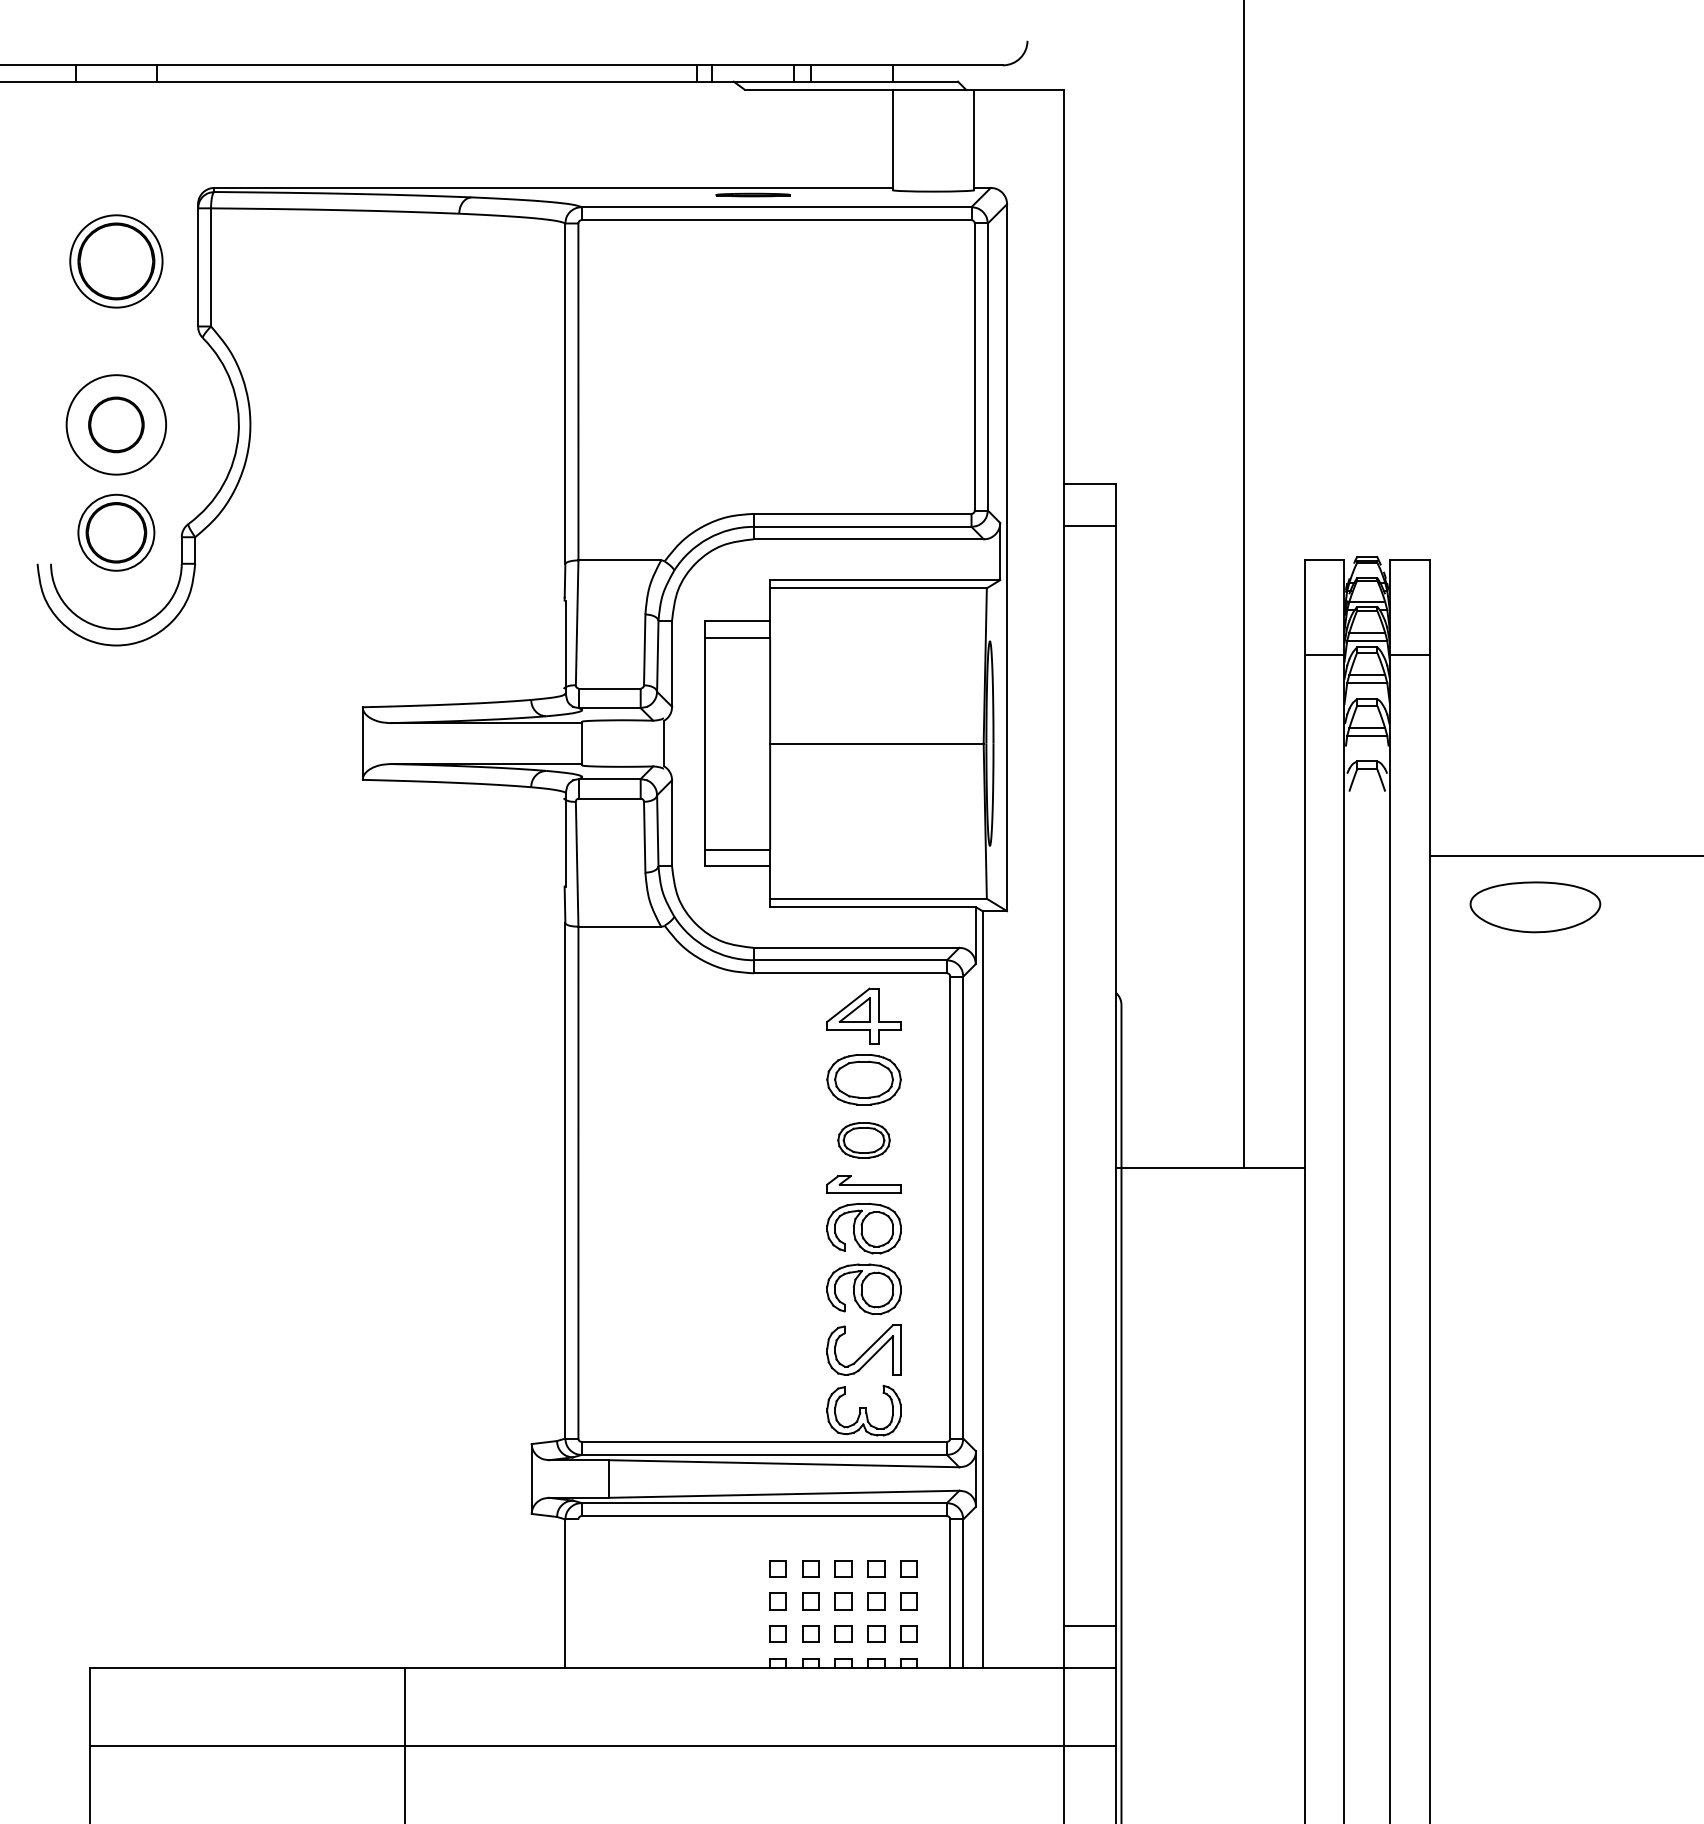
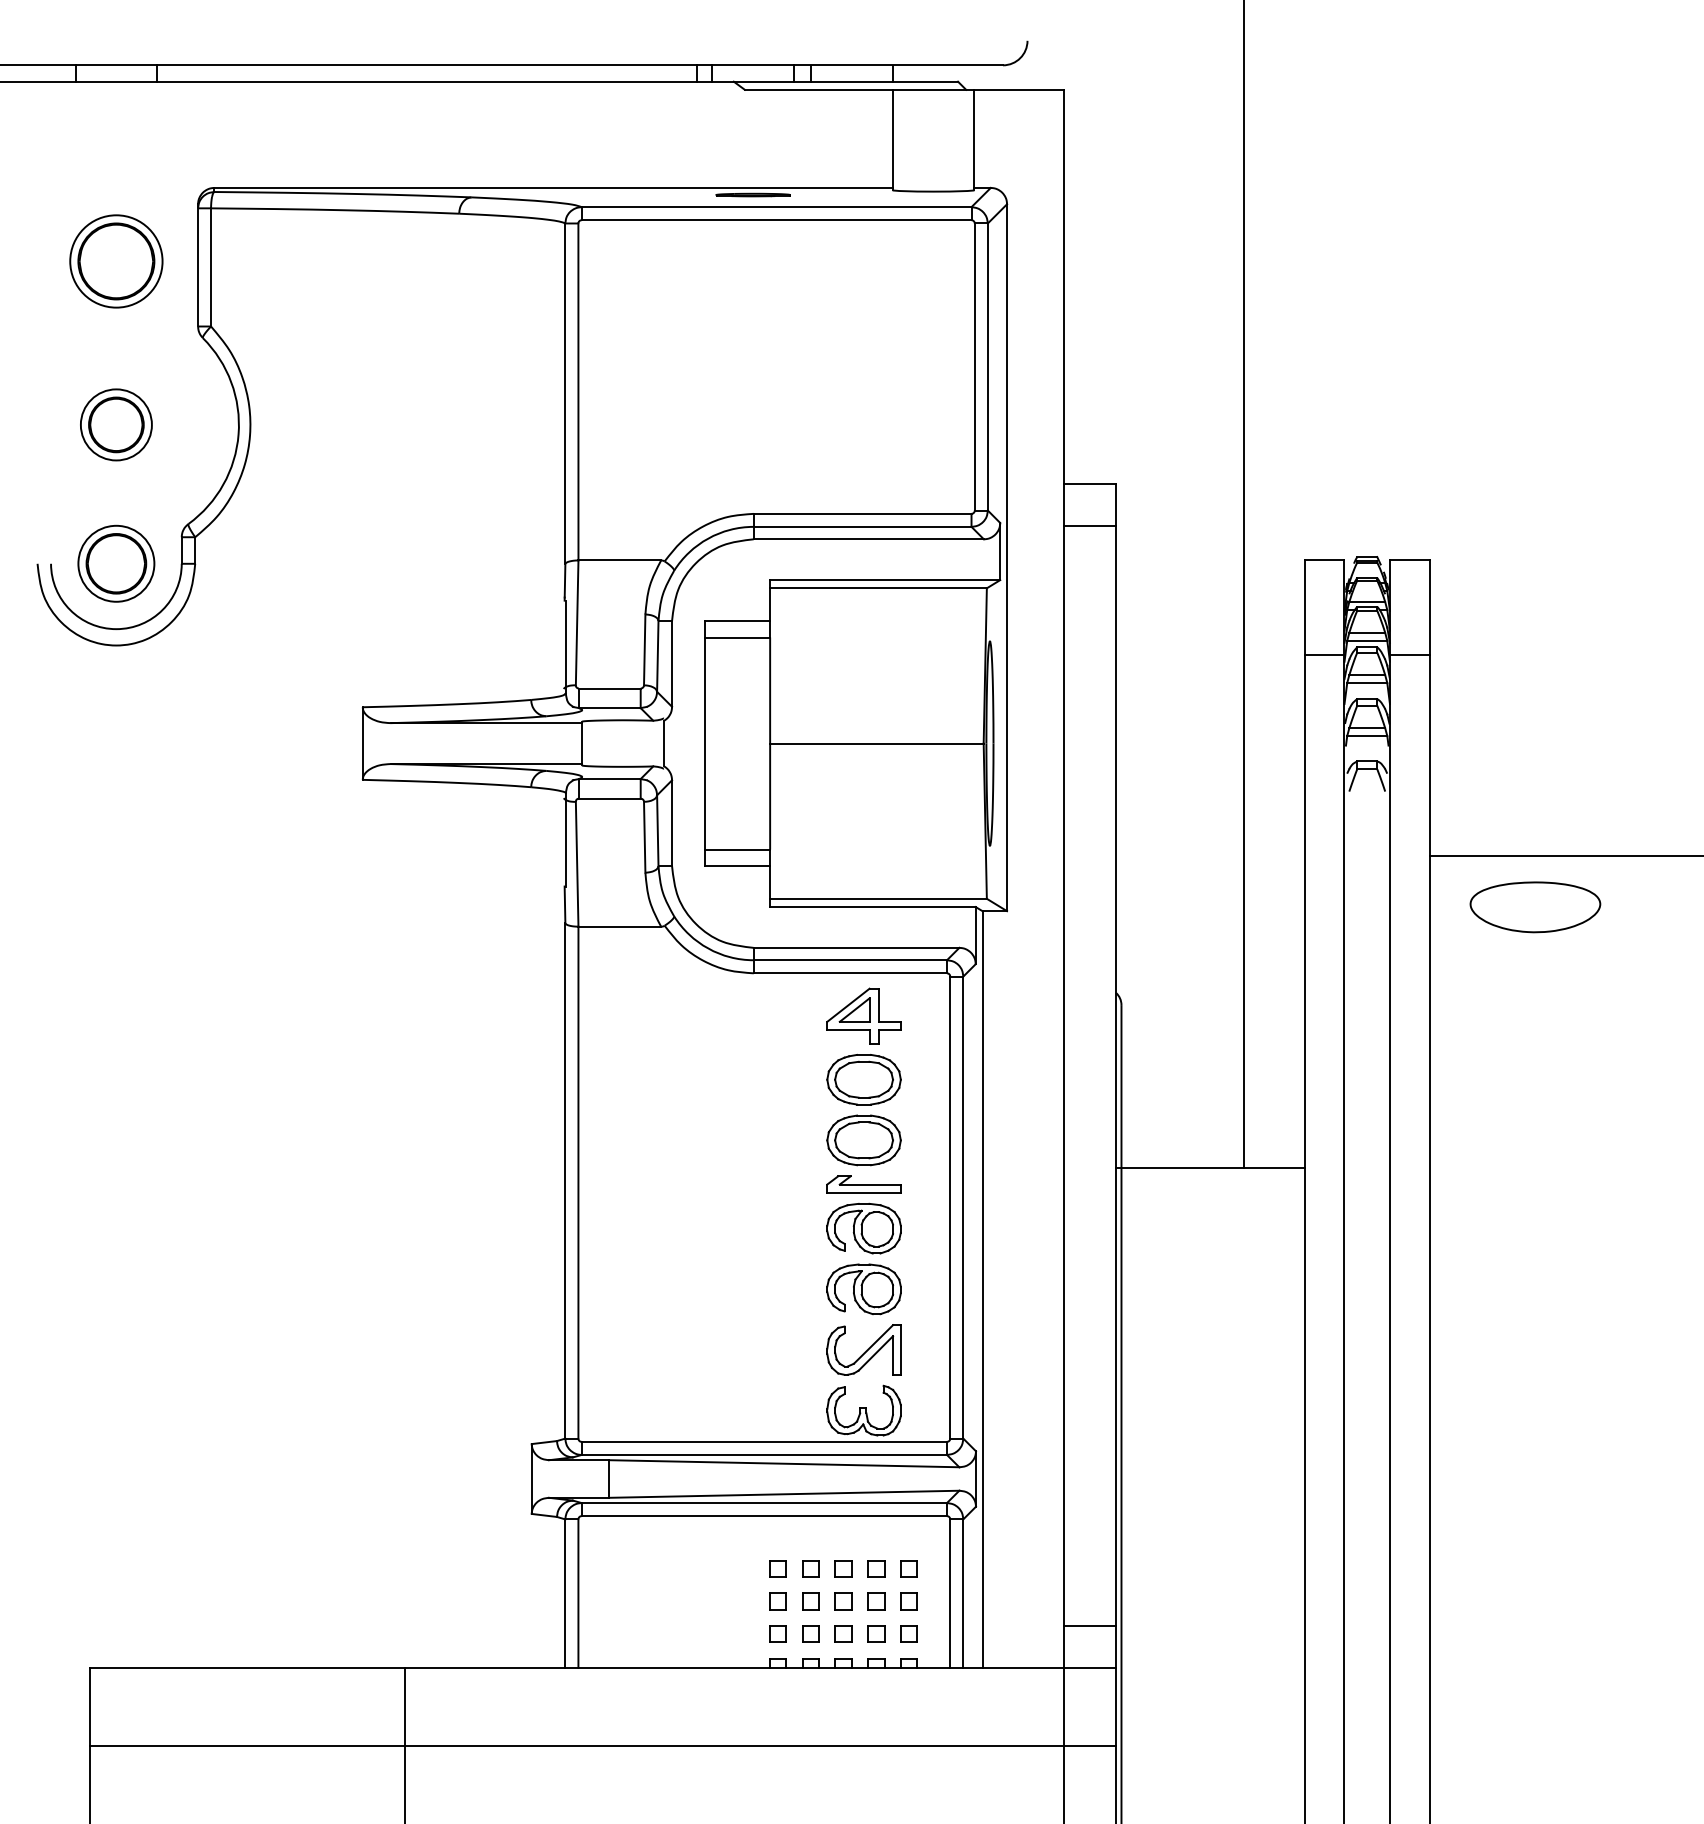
circle diameter: 99 px -> 71 px (115, 424)
part position: (116, 532) -> (116, 563) (116, 563)
part size: 54x37 px -> 76x53 px (863, 1140)
line: none -> present (578, 1593)
